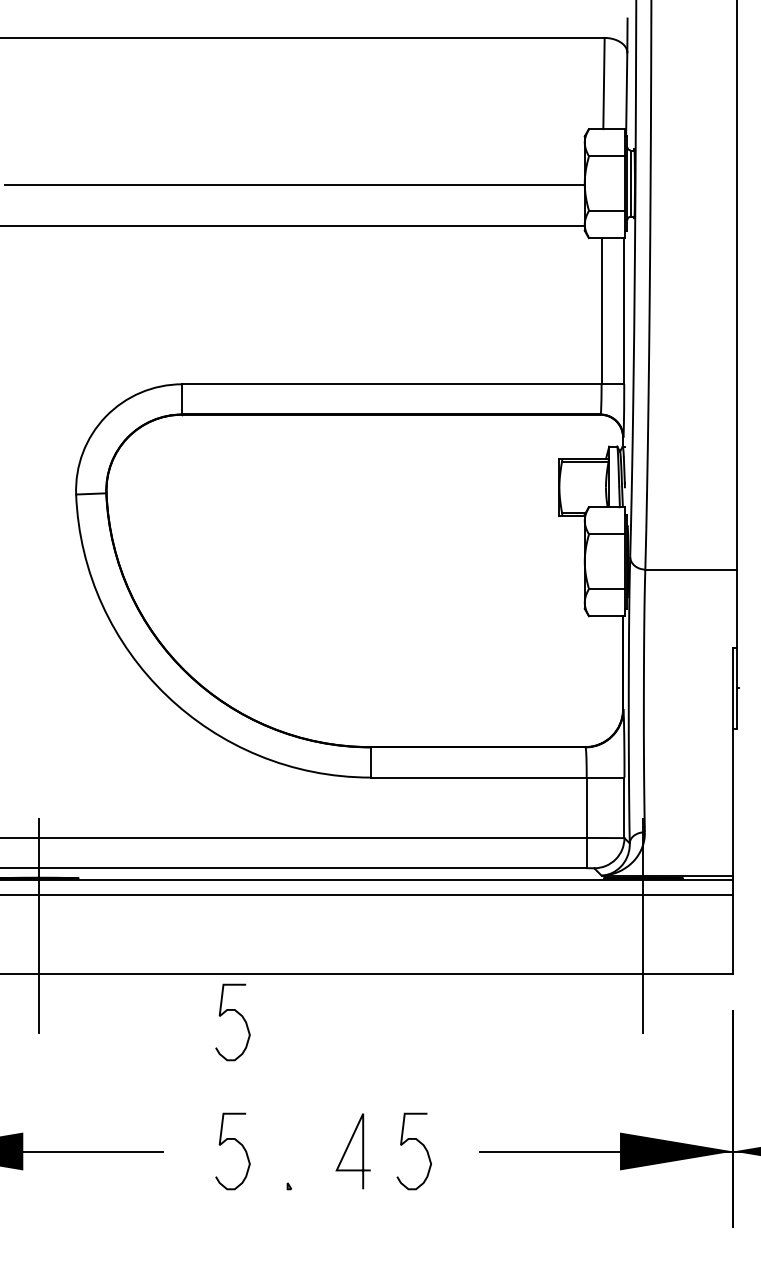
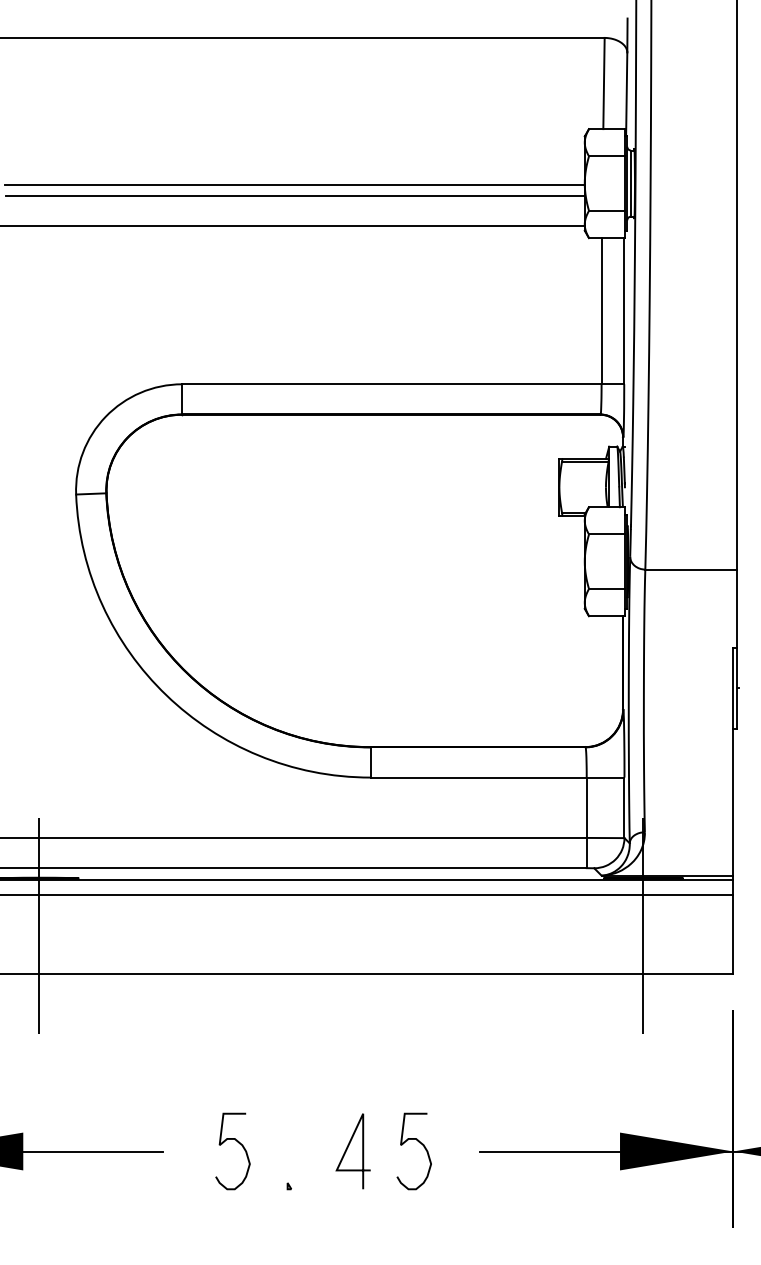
line: none -> present (294, 195)
curve: present -> none (239, 1015)
